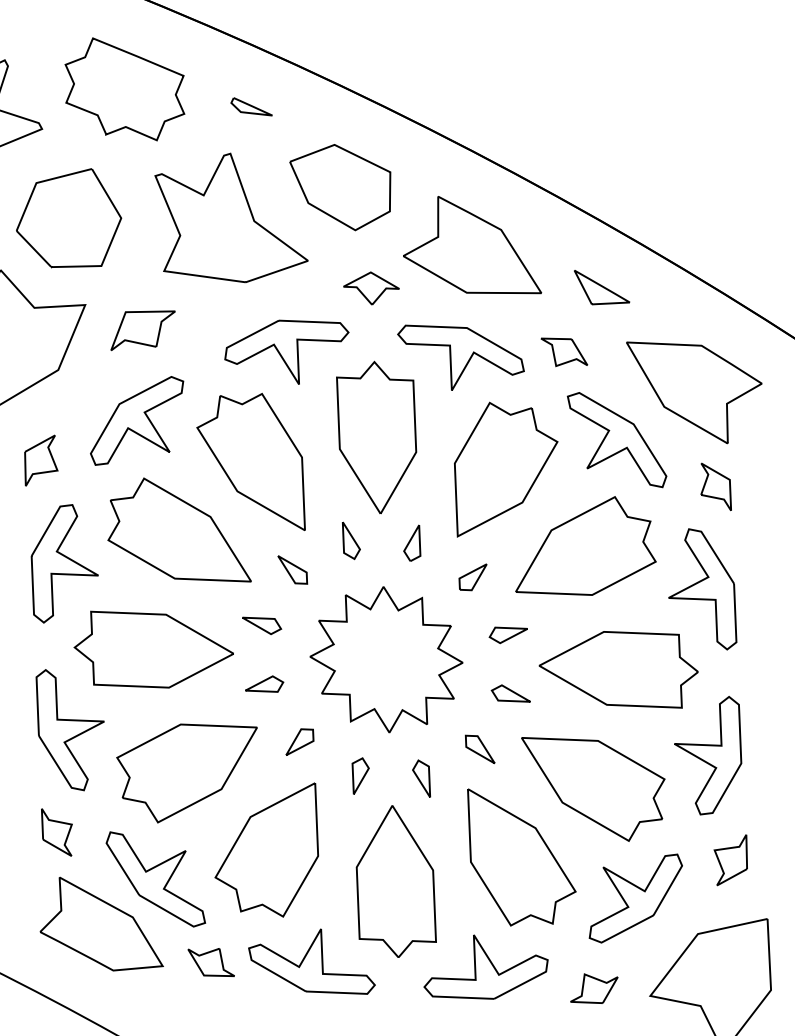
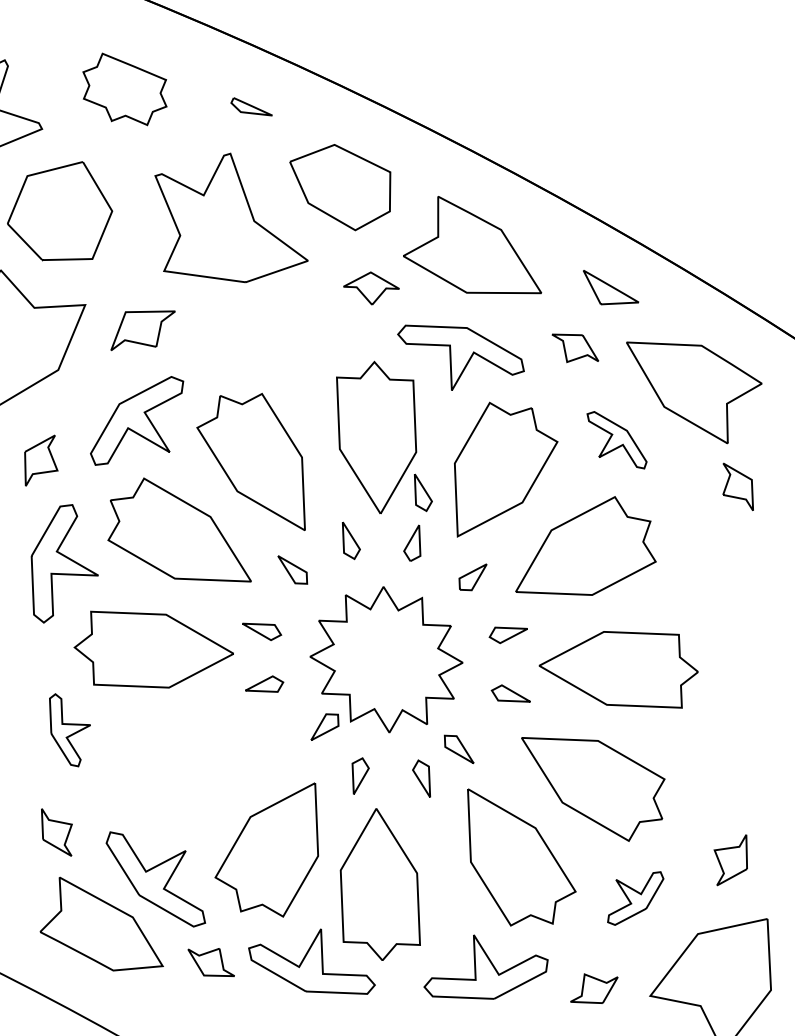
part size: 122x105 px -> 86x75 px (124, 89)
part position: (69, 218) -> (60, 211) (60, 211)
part position: (602, 287) -> (611, 287) (611, 287)
part: present -> none (286, 351)
part position: (564, 352) -> (575, 348) (575, 348)
part size: 102x97 px -> 62x59 px (616, 440)
part position: (715, 486) -> (737, 486) (737, 486)
part: none -> present (423, 492)
part: present -> none (702, 589)
part position: (262, 625) -> (262, 631) (262, 631)
part size: 70x123 px -> 42x75 px (69, 730)
part position: (299, 741) -> (324, 726) (324, 726)
part position: (479, 749) -> (458, 749) (458, 749)
part: present -> none (708, 755)
part: present -> none (186, 773)
part position: (395, 881) -> (379, 884) (379, 884)
part size: 95x91 px -> 58x55 px (635, 898)
